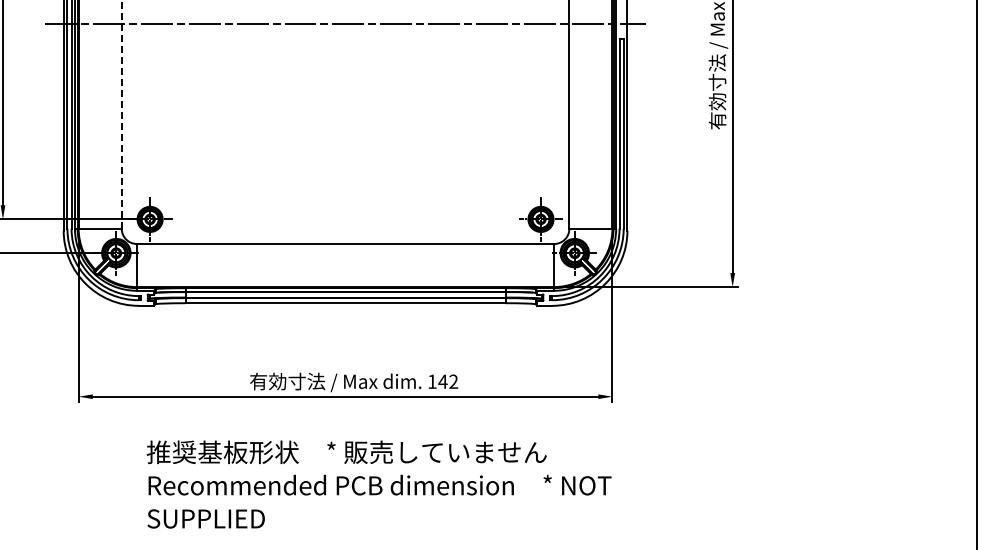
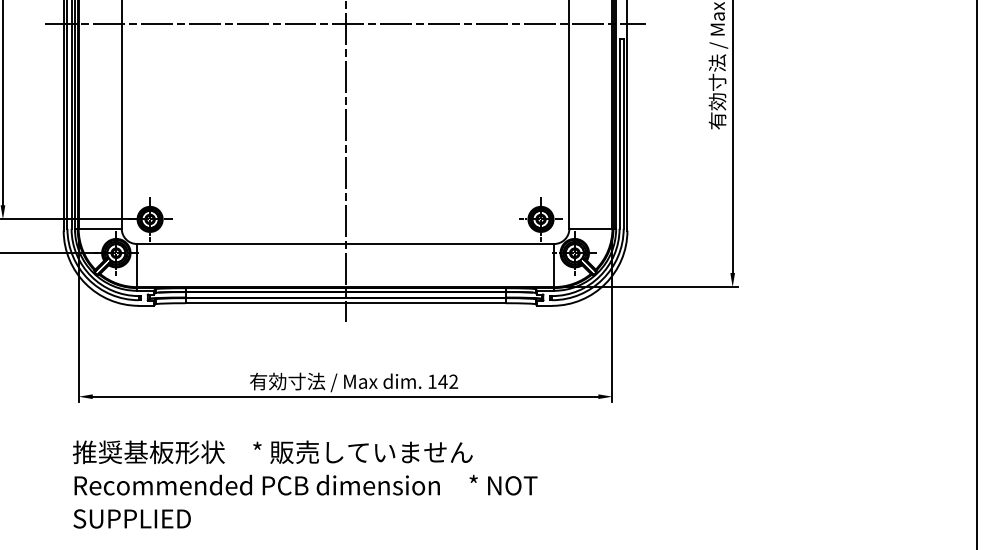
line: dashed -> solid (121, 114)
line: none -> present (345, 162)
text position: (378, 484) -> (304, 484) (304, 484)
